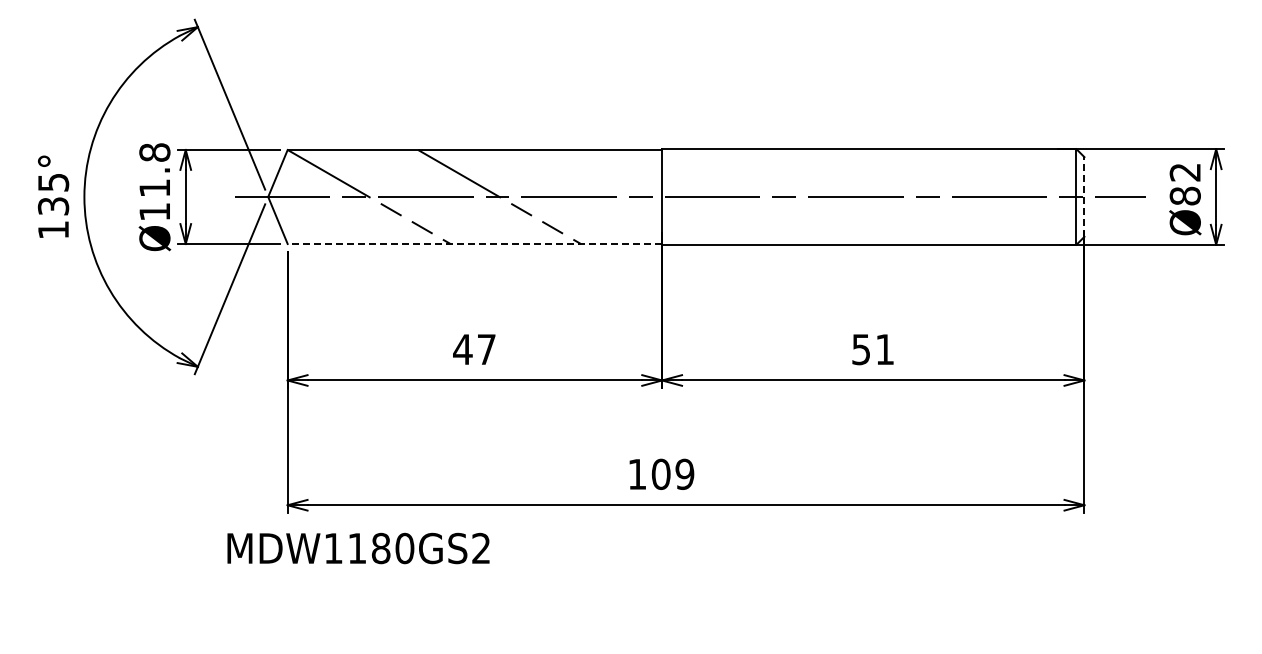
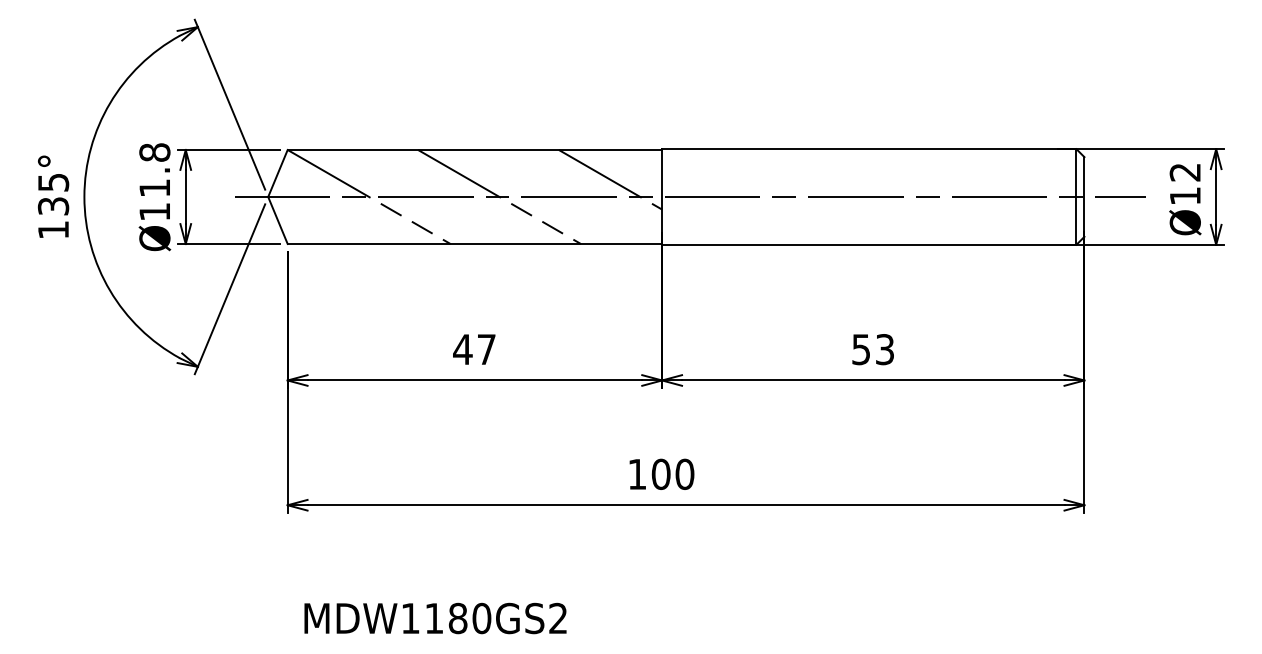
line: none -> present (610, 179)
text: Ø82 -> Ø12 (1184, 195)
line: dashed -> solid (1084, 196)
line: dashed -> solid (474, 244)
text: 51 -> 53 (884, 349)
text: 109 -> 100 (684, 474)
text position: (358, 548) -> (435, 618) (435, 618)
